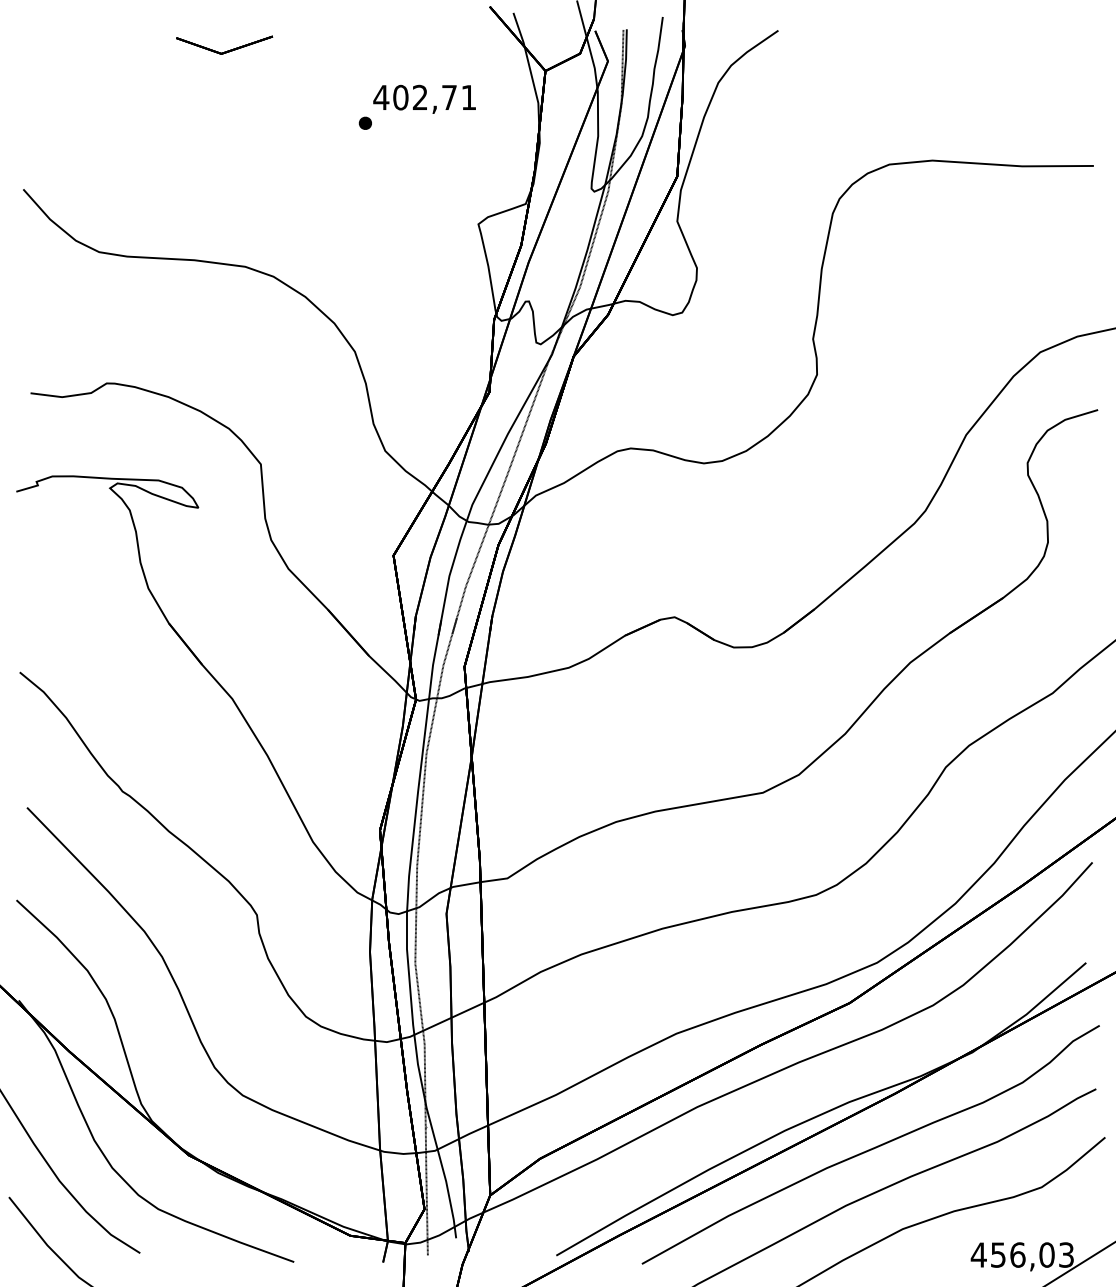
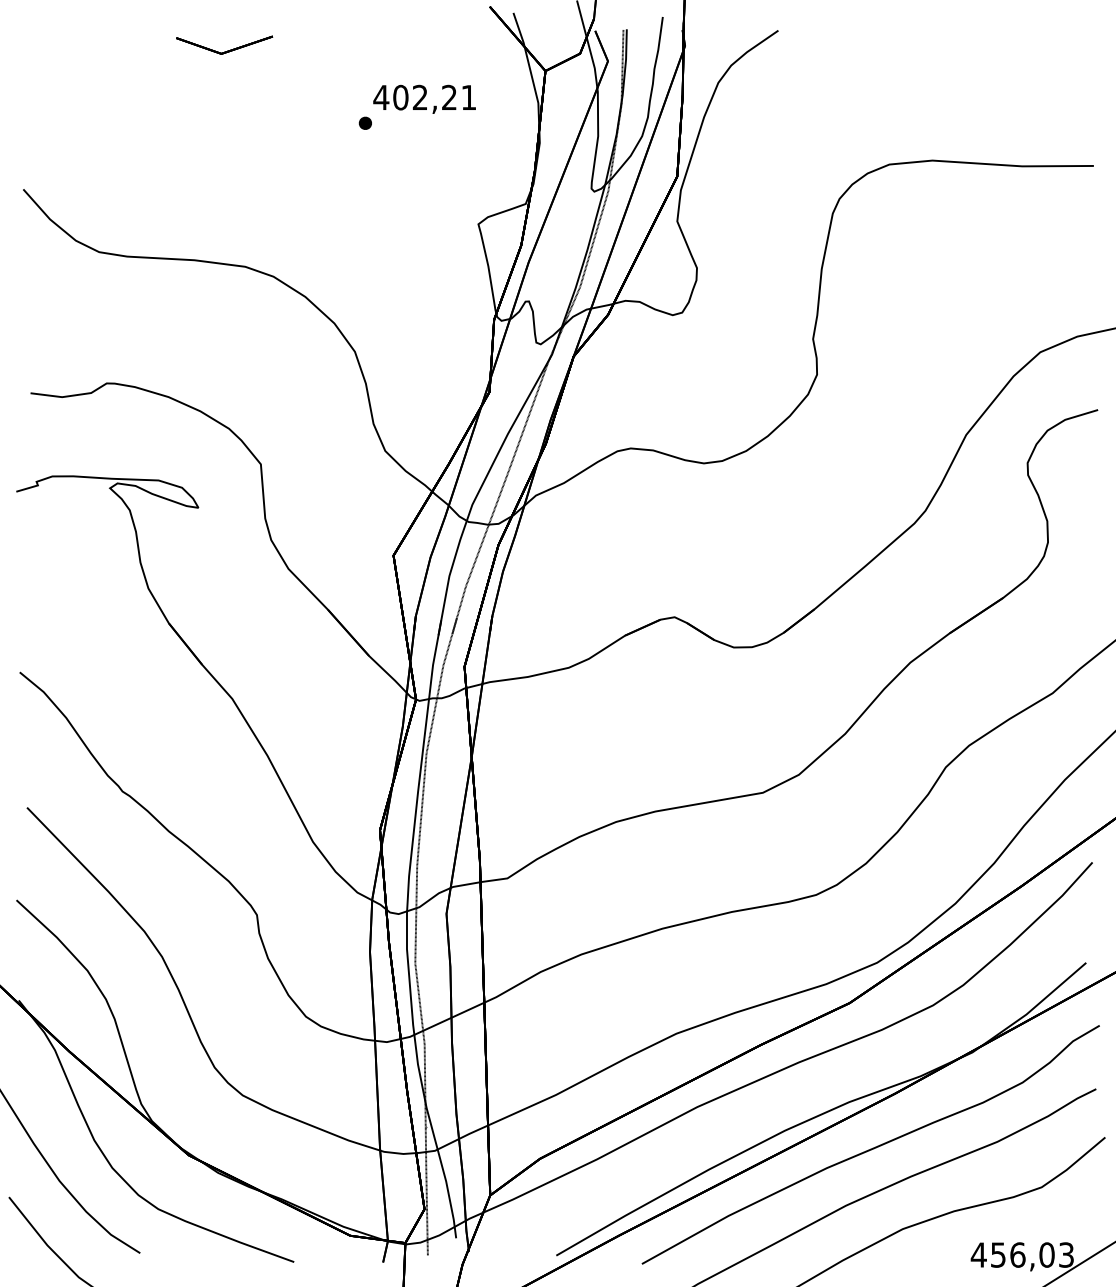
text: 402,71 -> 402,21 (449, 96)
